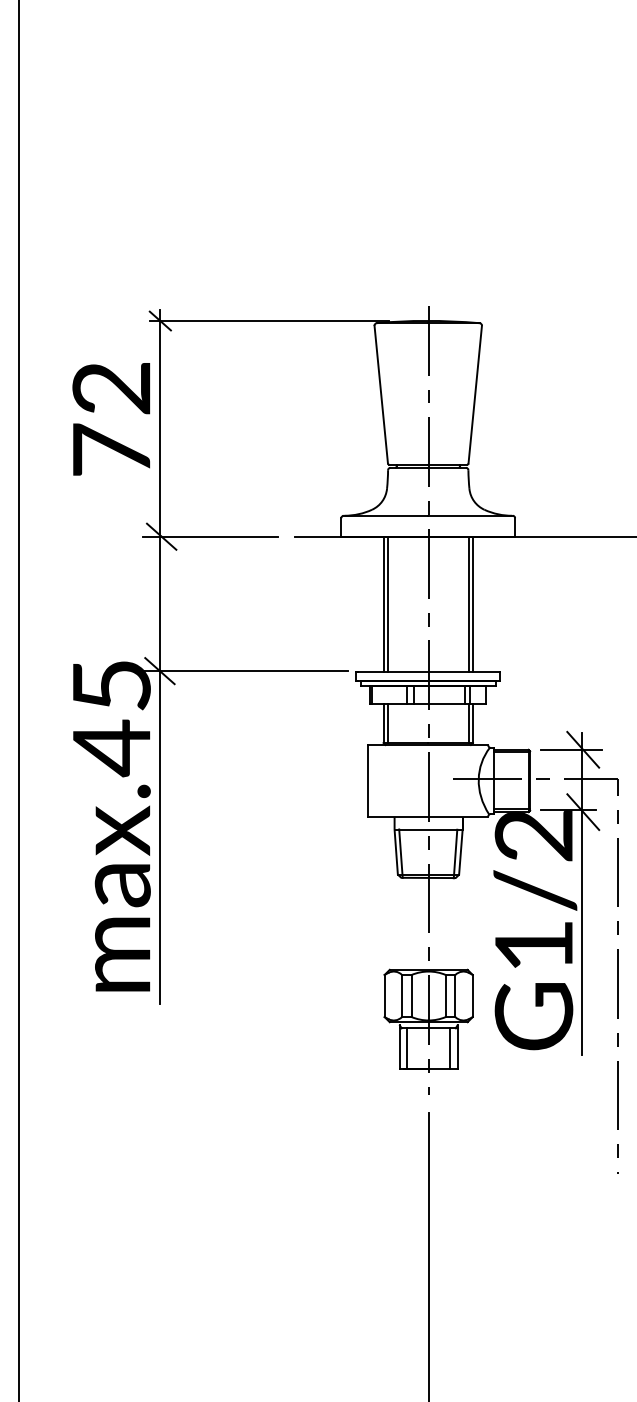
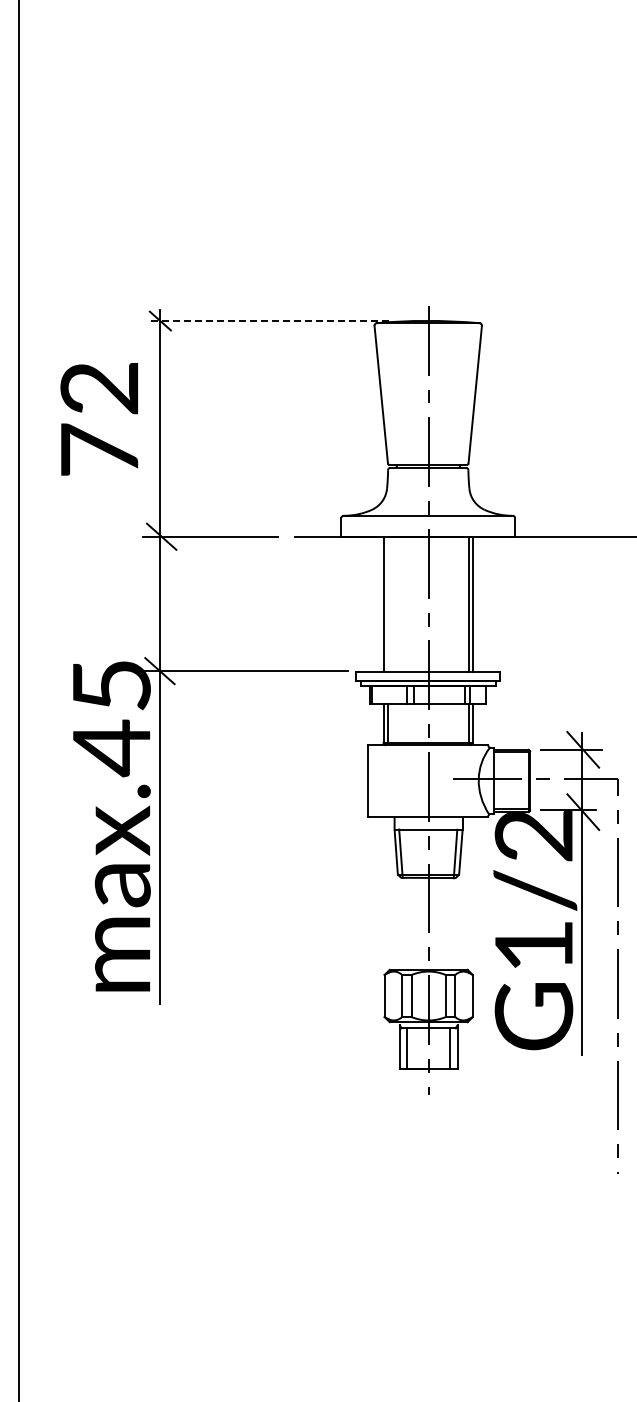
line: solid -> dashed (268, 320)
text position: (110, 419) -> (98, 419) (98, 419)
line: present -> none (387, 603)
line: present -> none (428, 1255)
